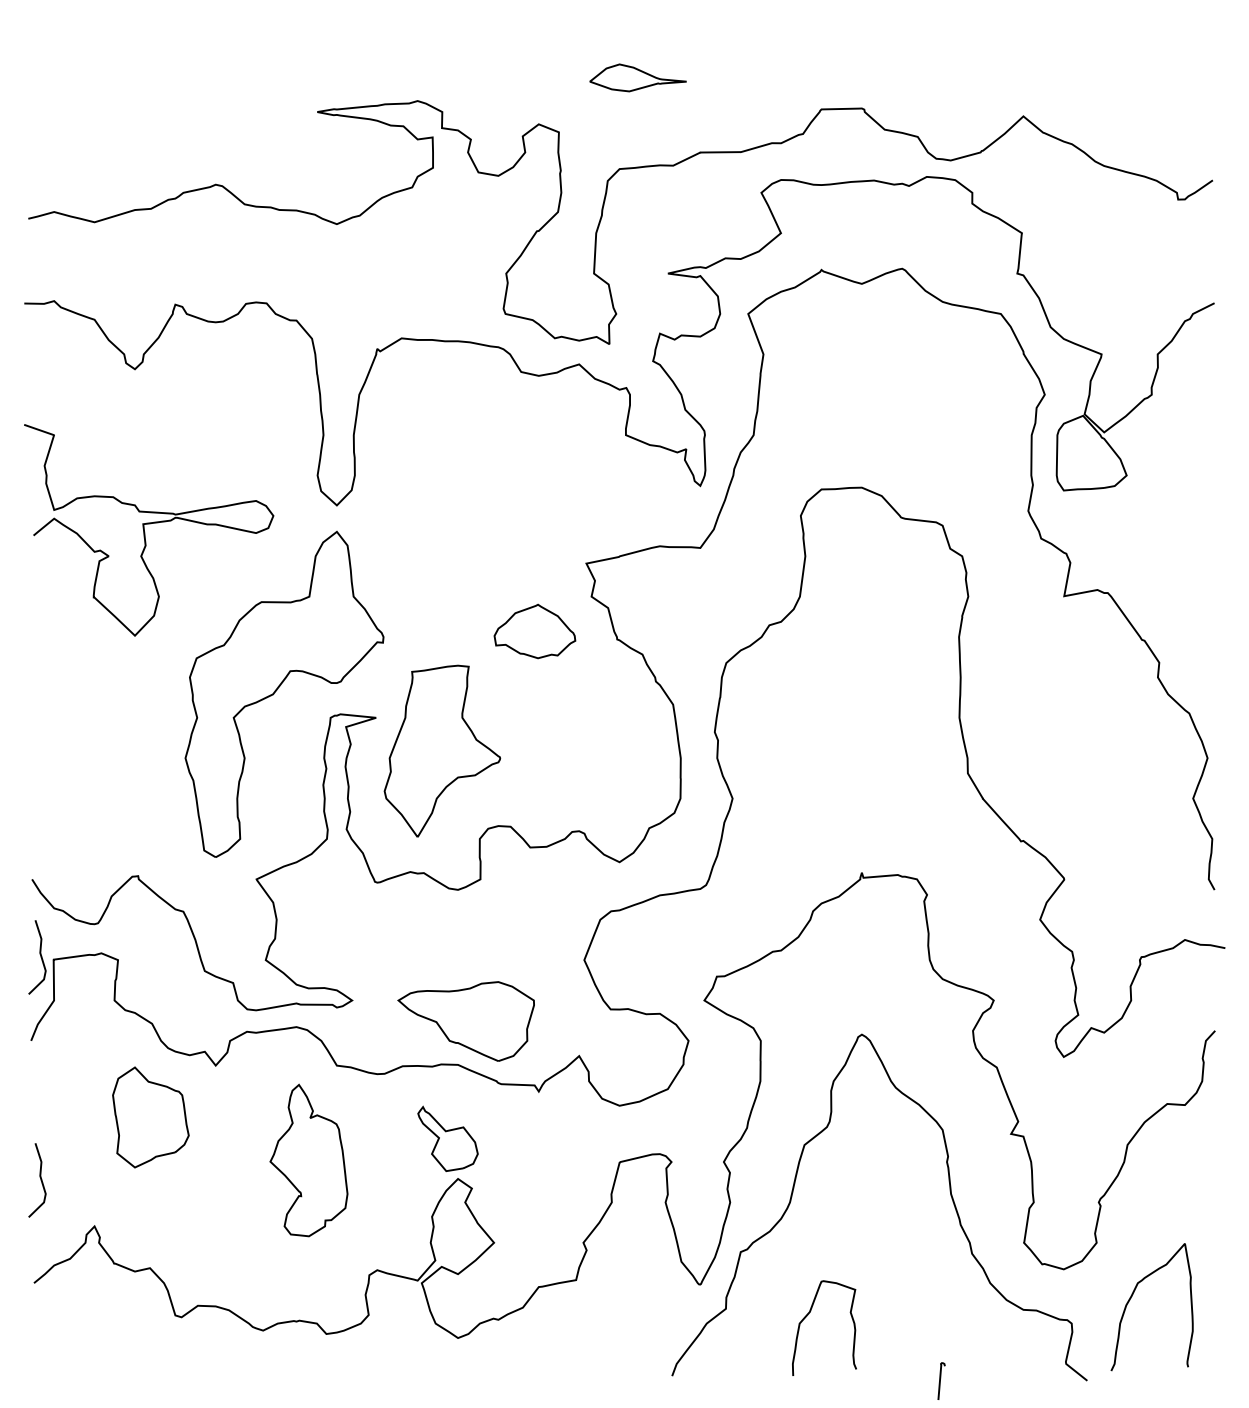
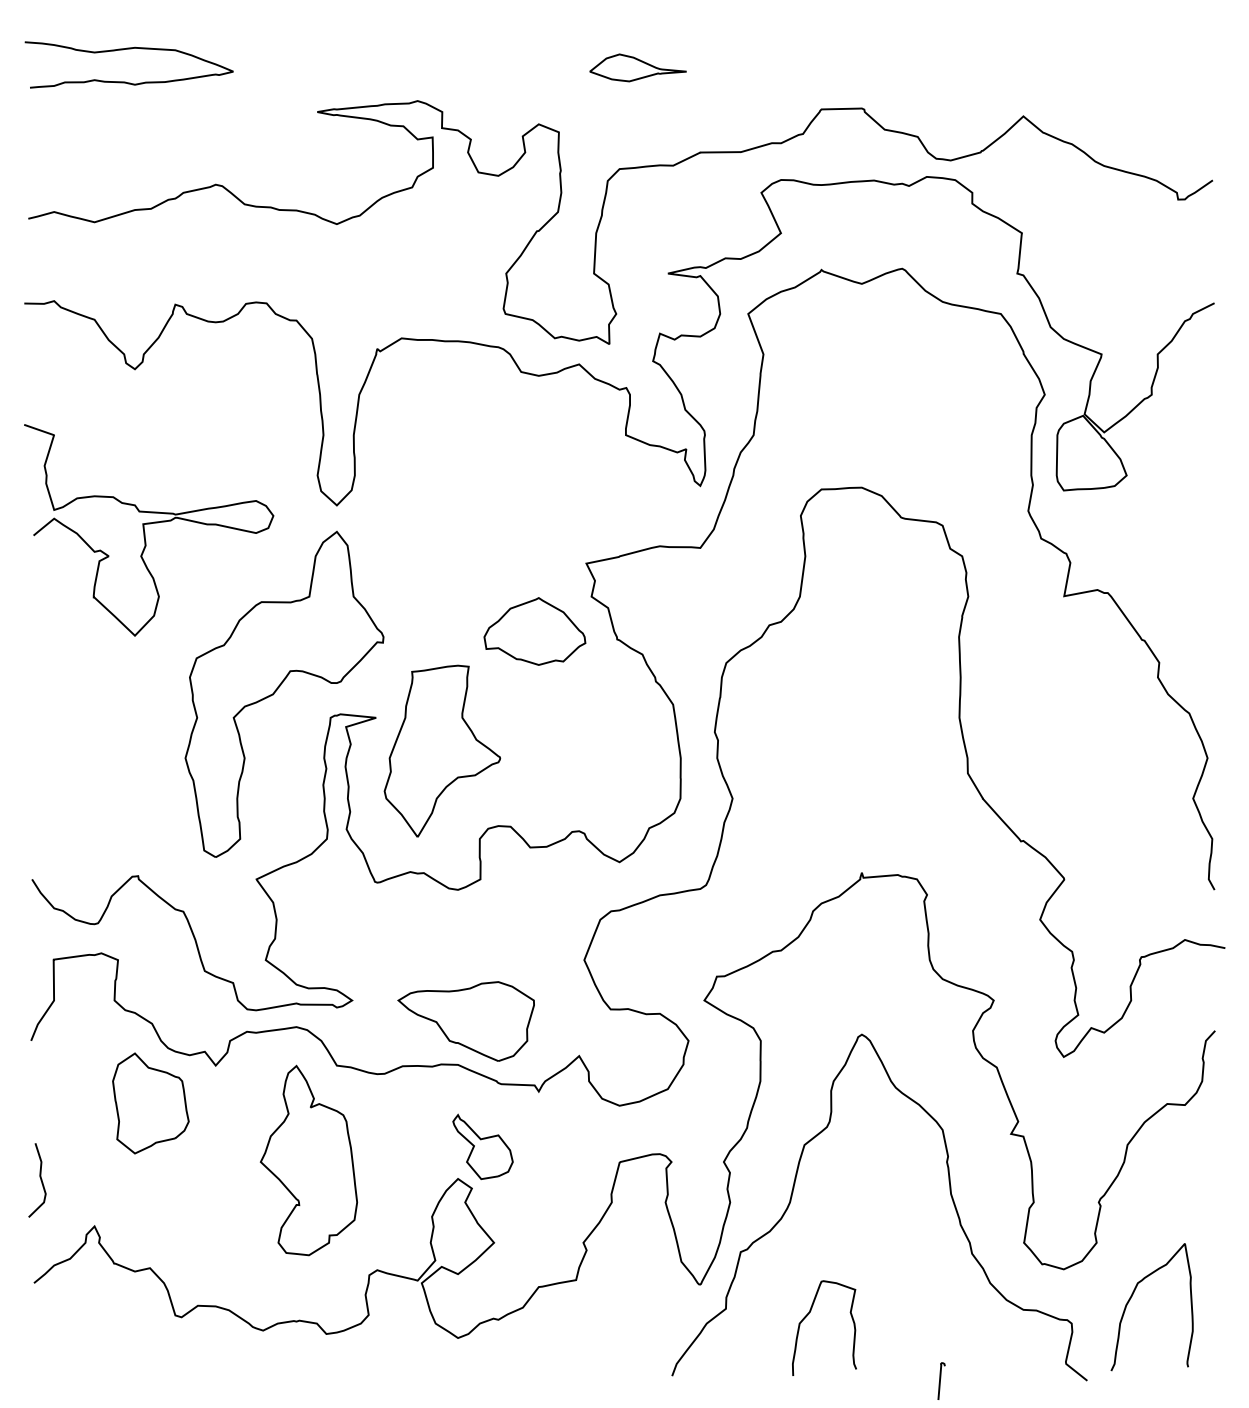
curve: none -> present (123, 50)
part position: (637, 77) -> (637, 67) (637, 67)
part size: 84x57 px -> 104x69 px (534, 631)
curve: present -> none (40, 957)
part position: (150, 1117) -> (150, 1103) (150, 1103)
part position: (447, 1138) -> (482, 1146) (482, 1146)
part size: 80x155 px -> 100x193 px (308, 1160)
